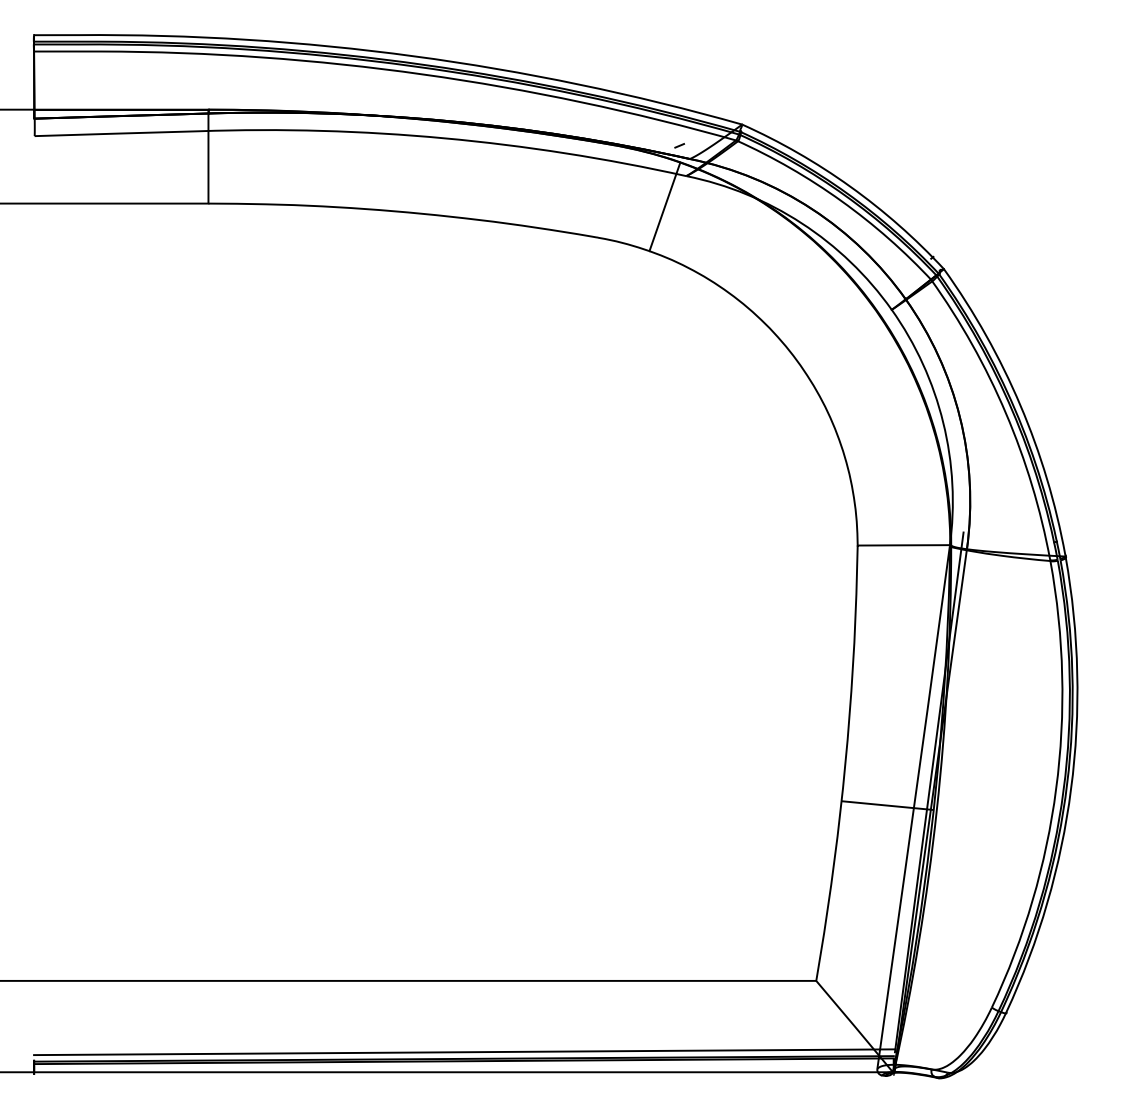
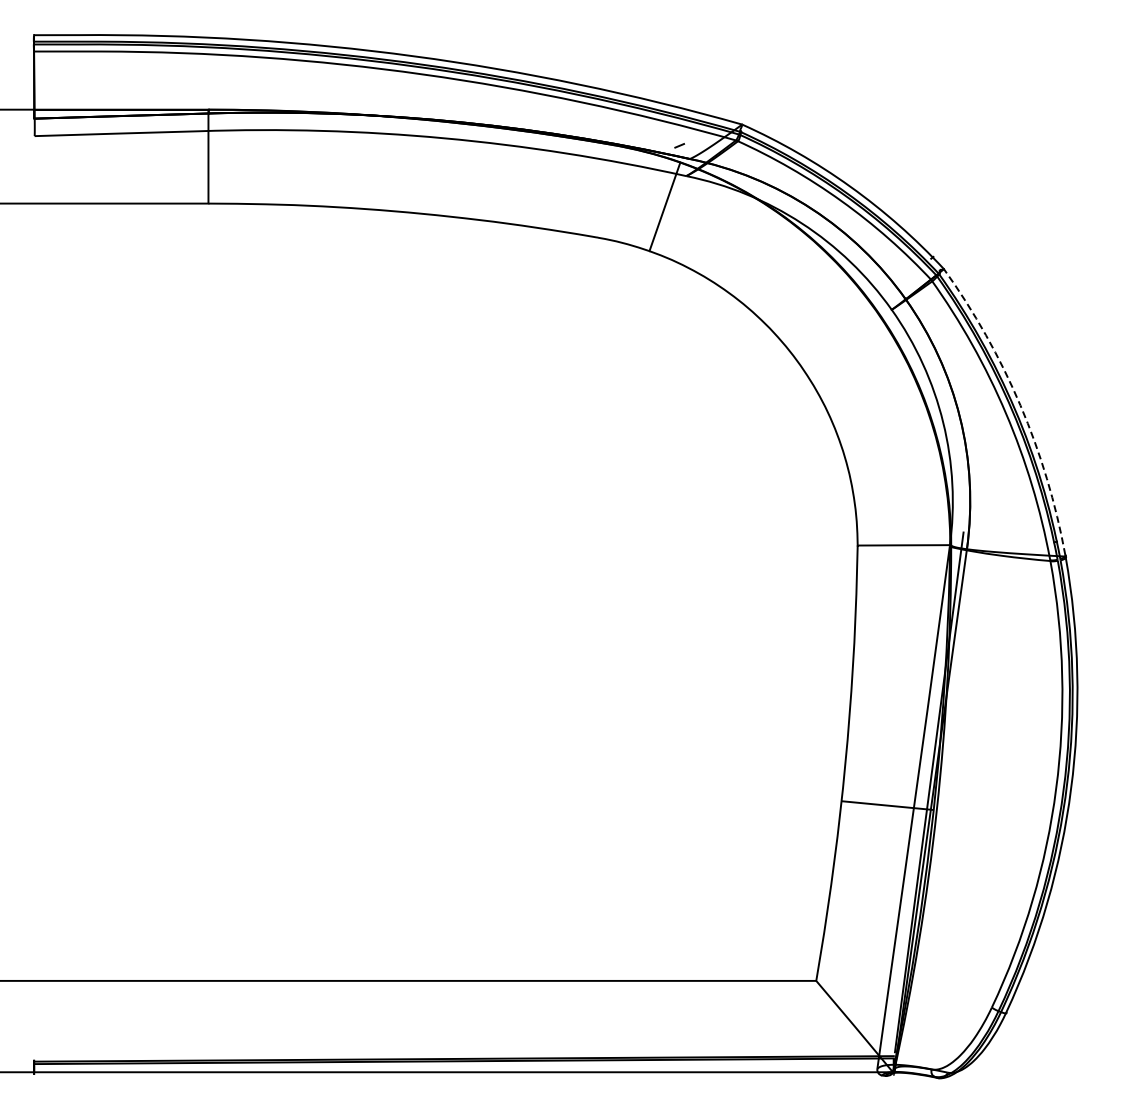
line: solid -> dashed (1020, 405)
line: present -> none (464, 1052)
